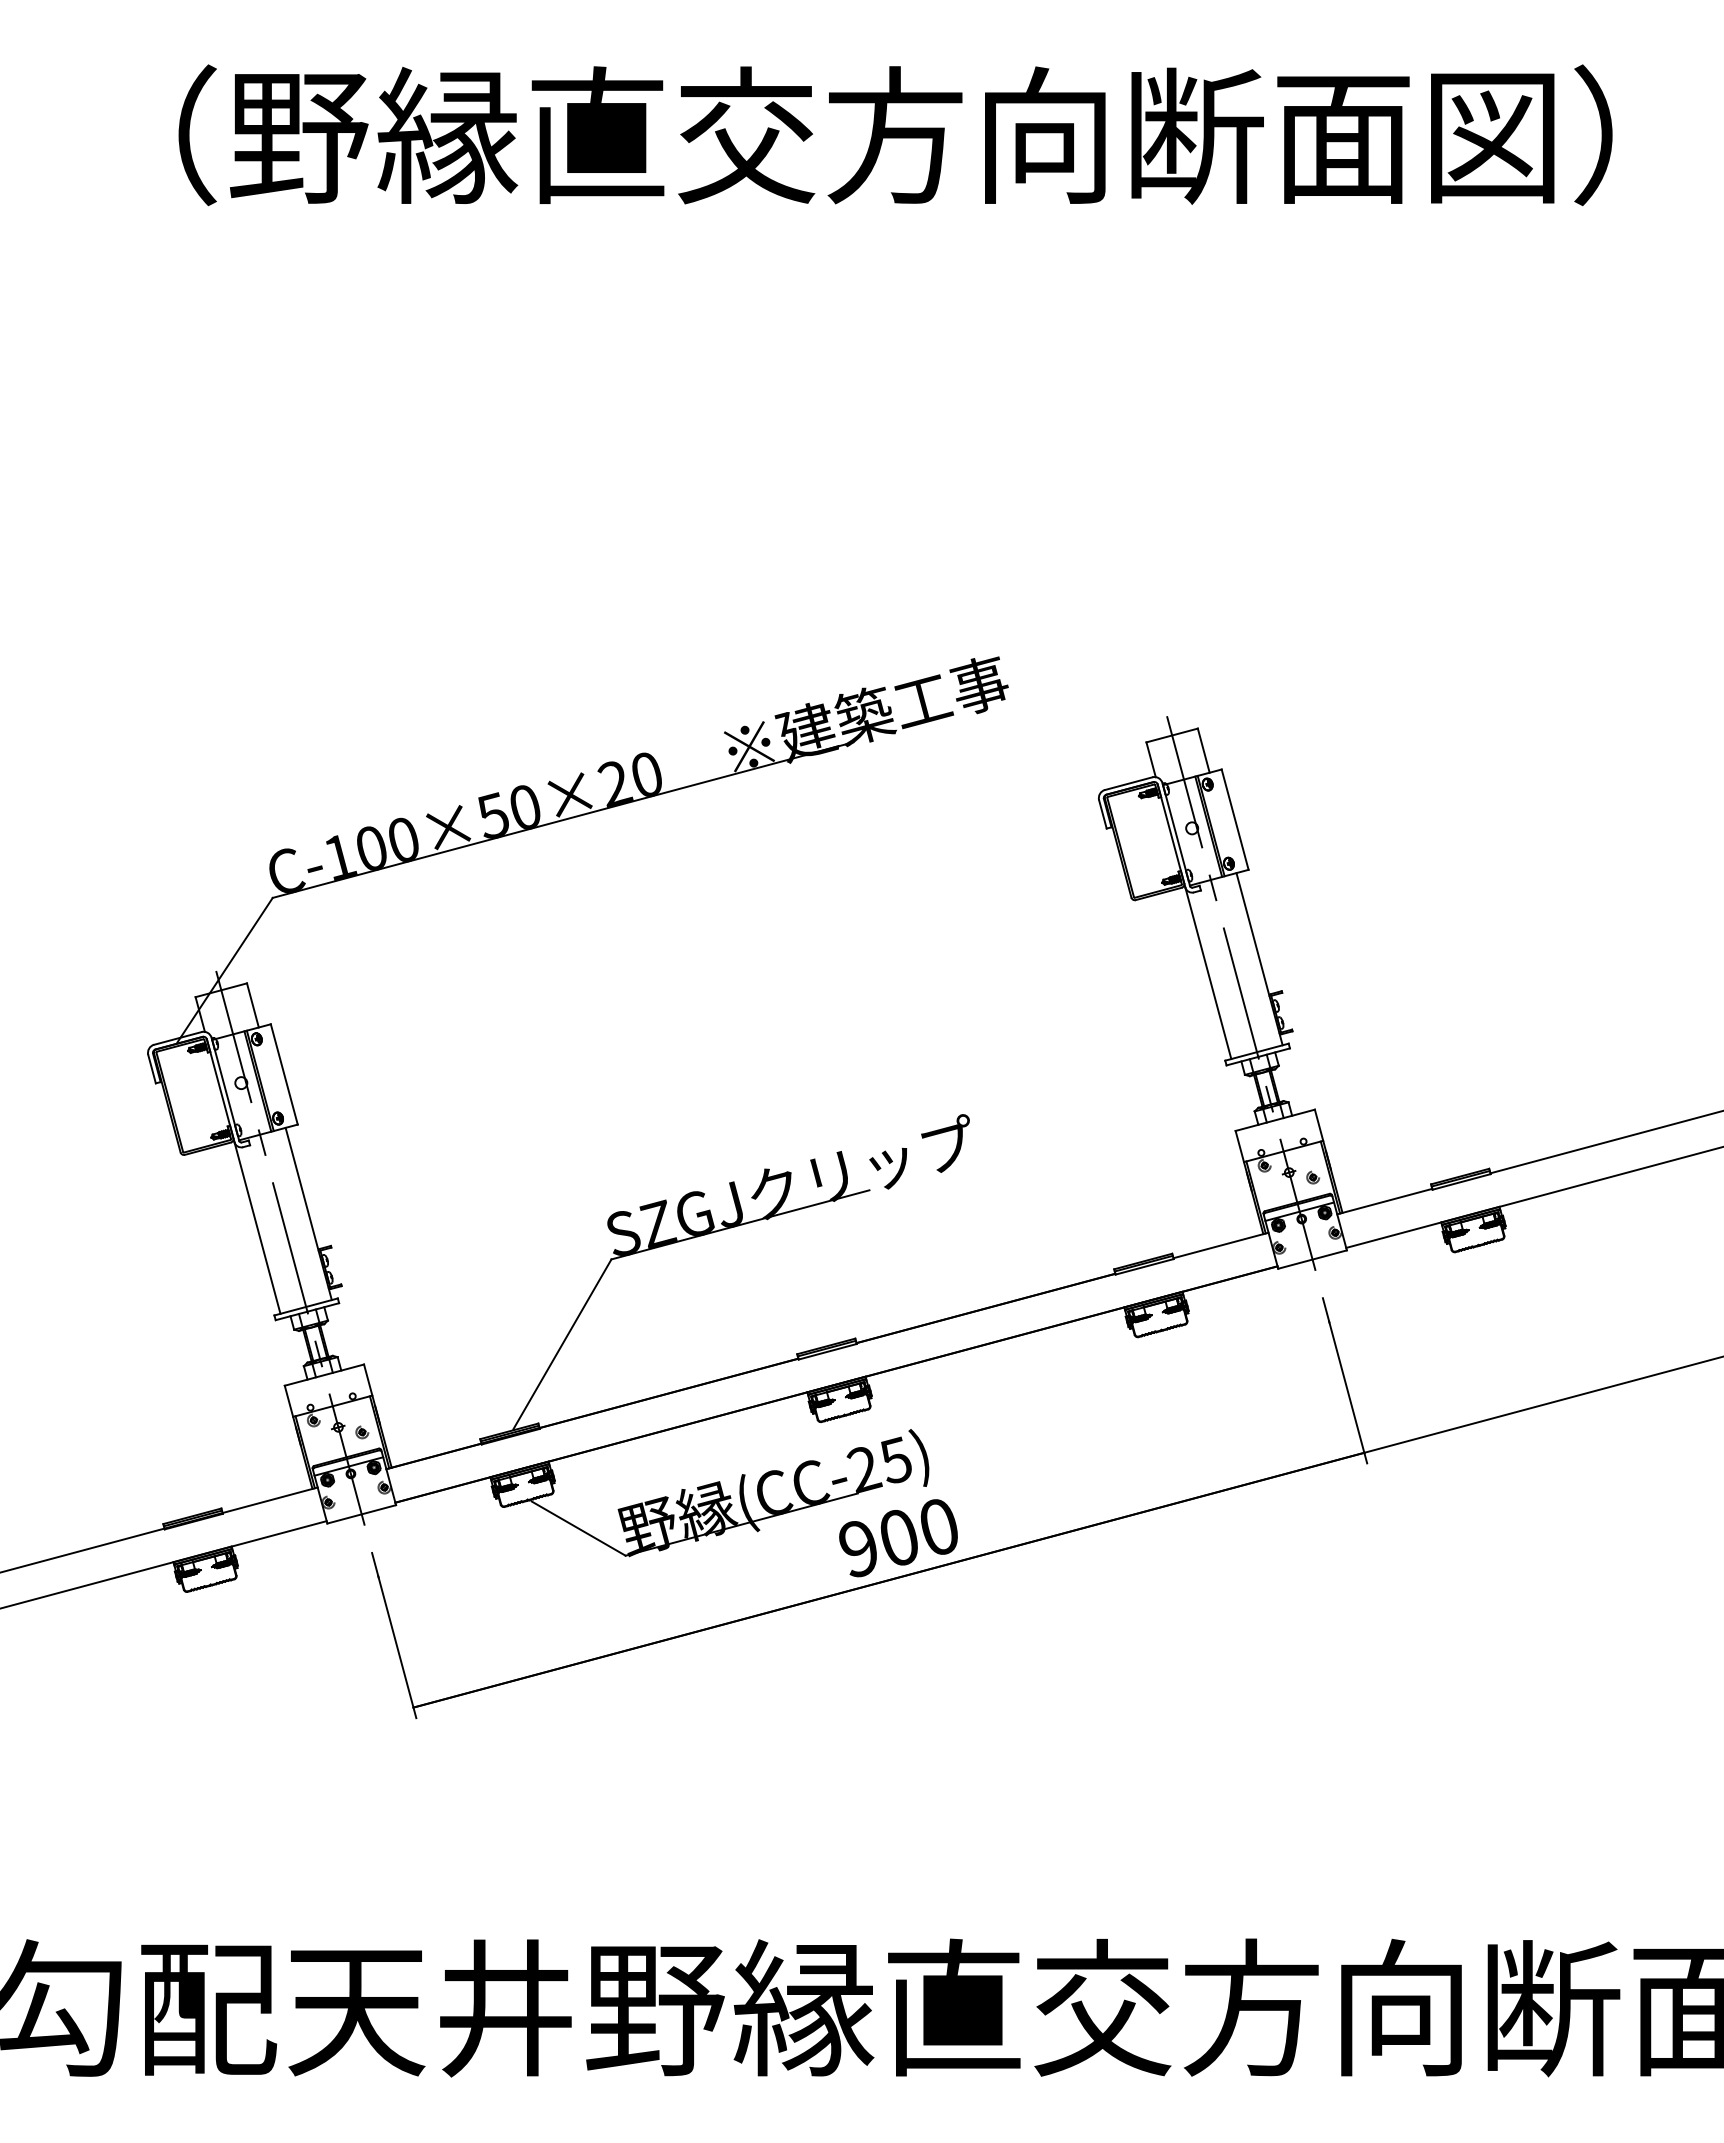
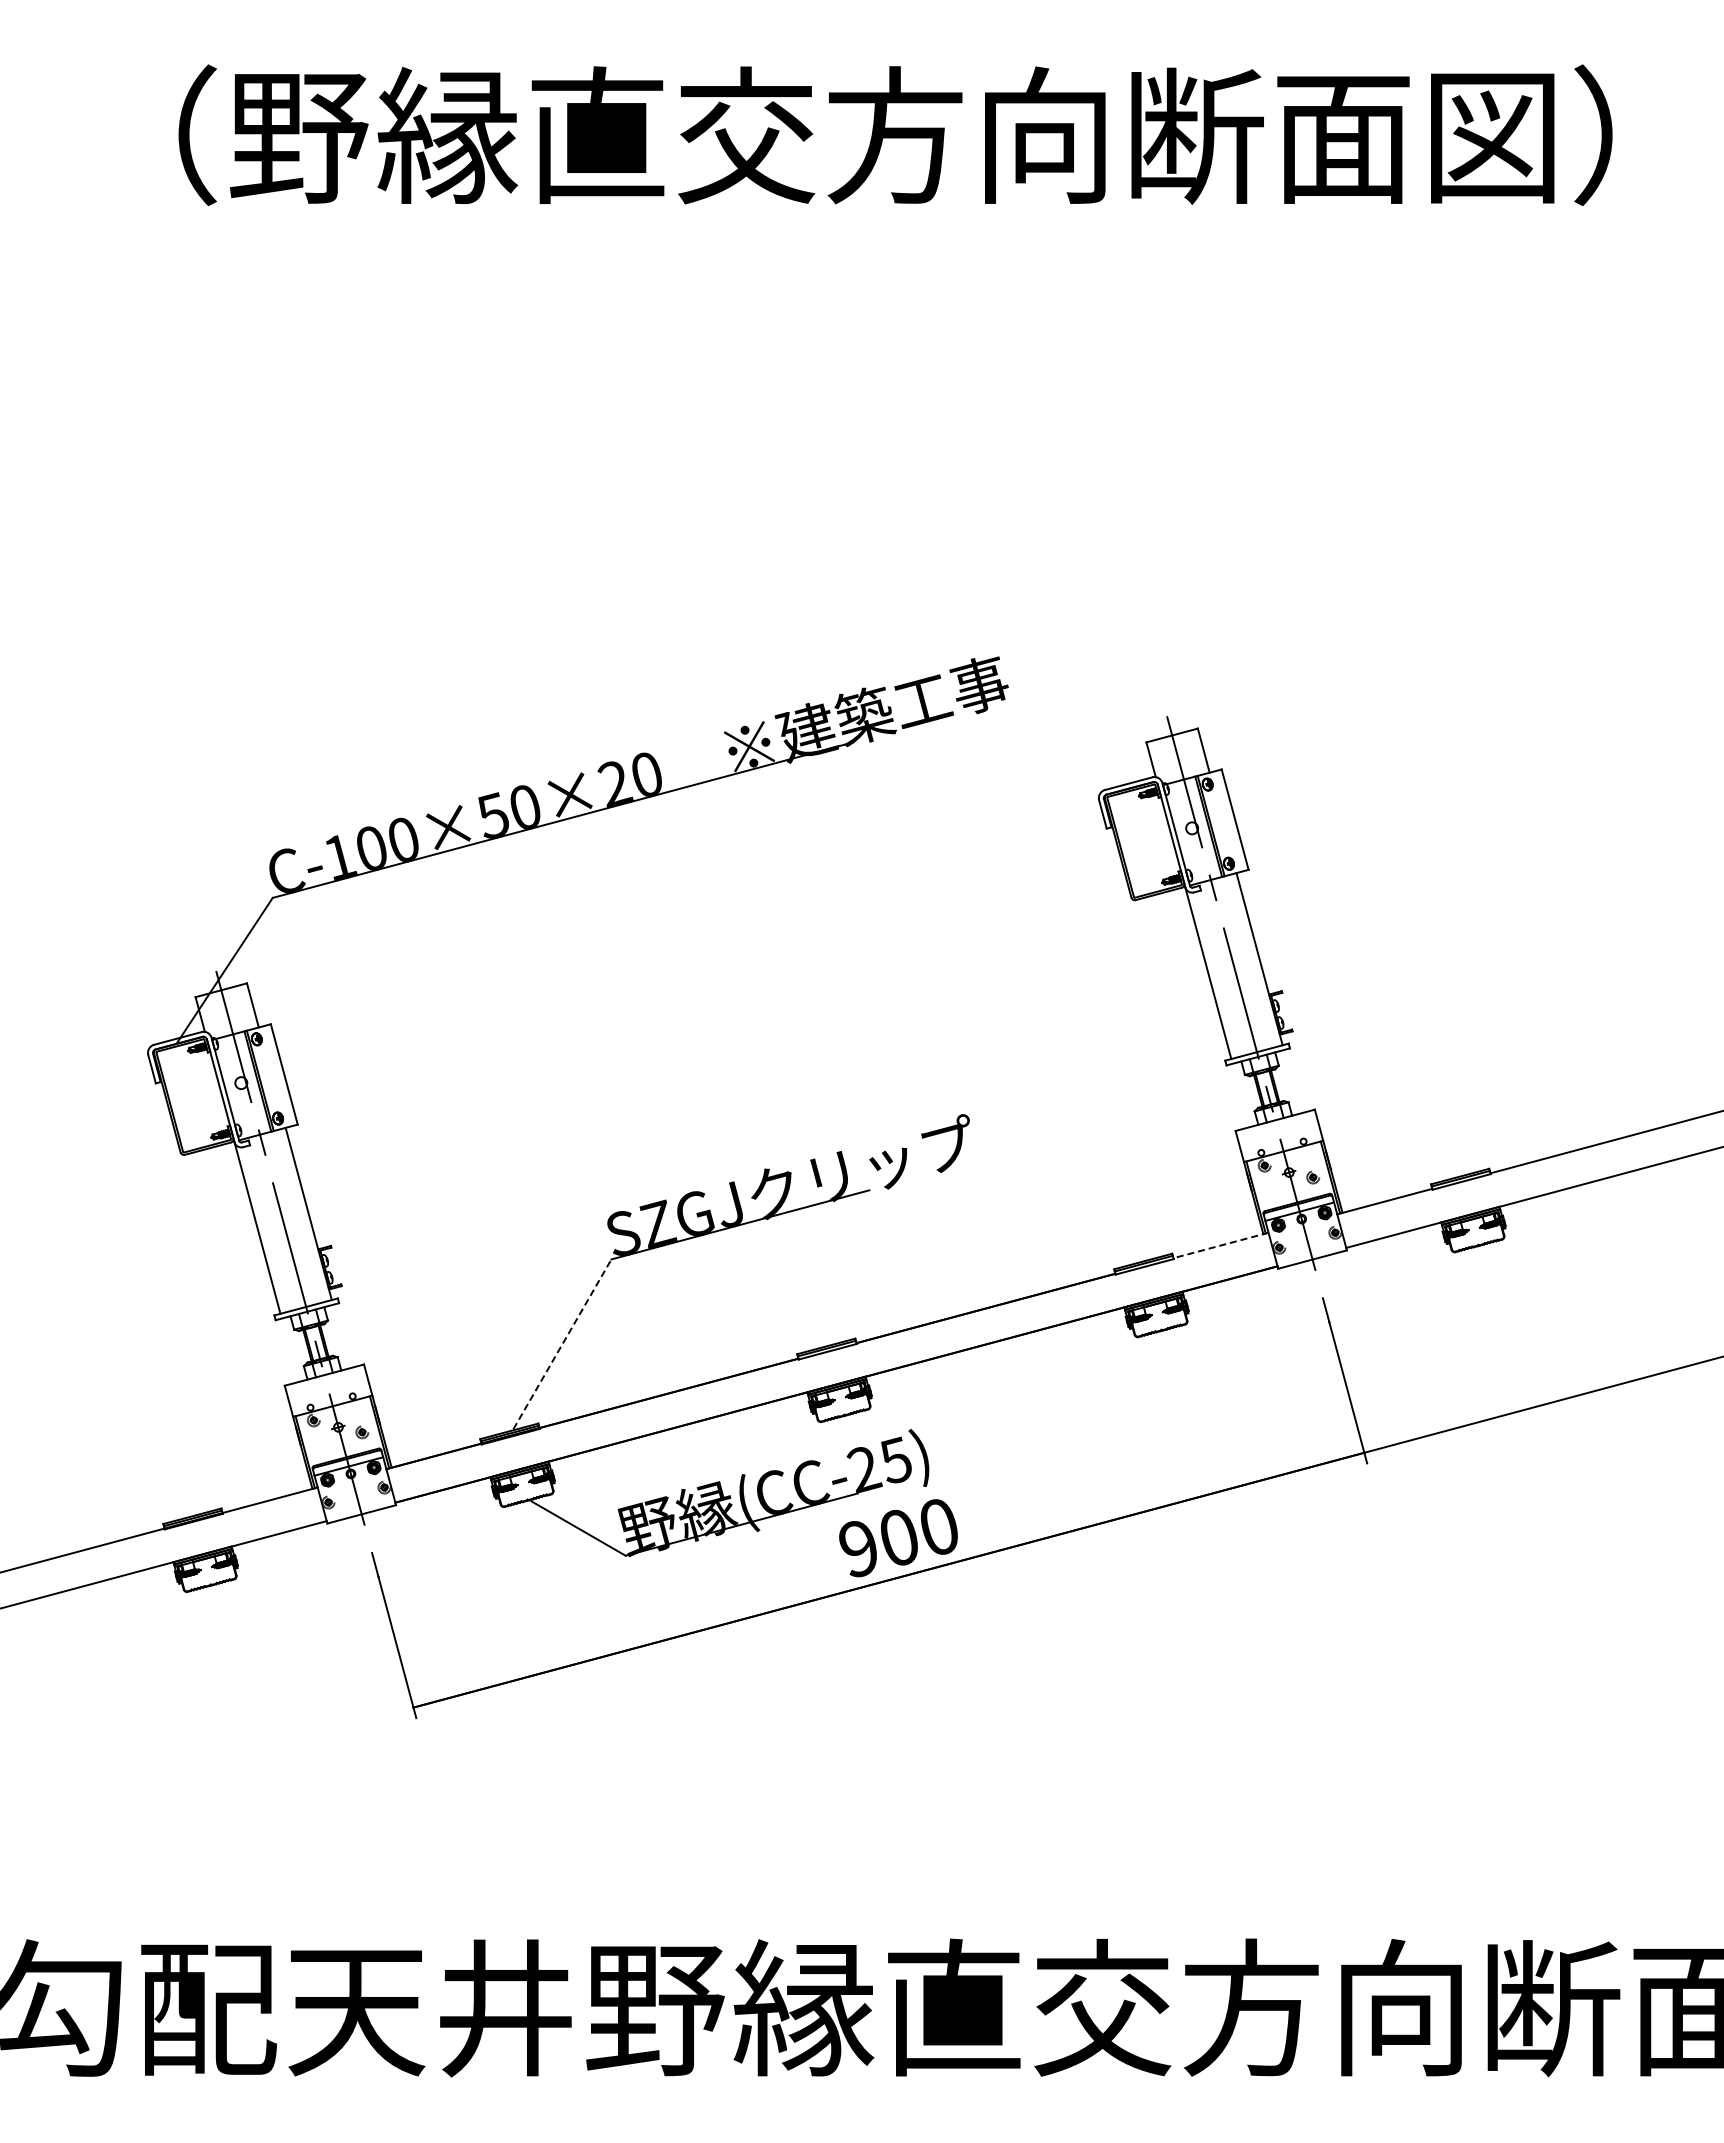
line: solid -> dashed (1220, 1245)
line: solid -> dashed (562, 1343)
